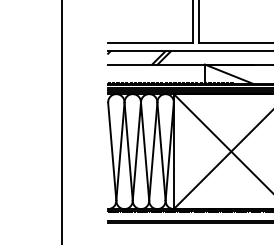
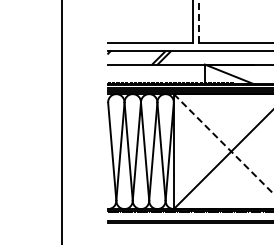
line: solid -> dashed (199, 21)
line: solid -> dashed (223, 144)
